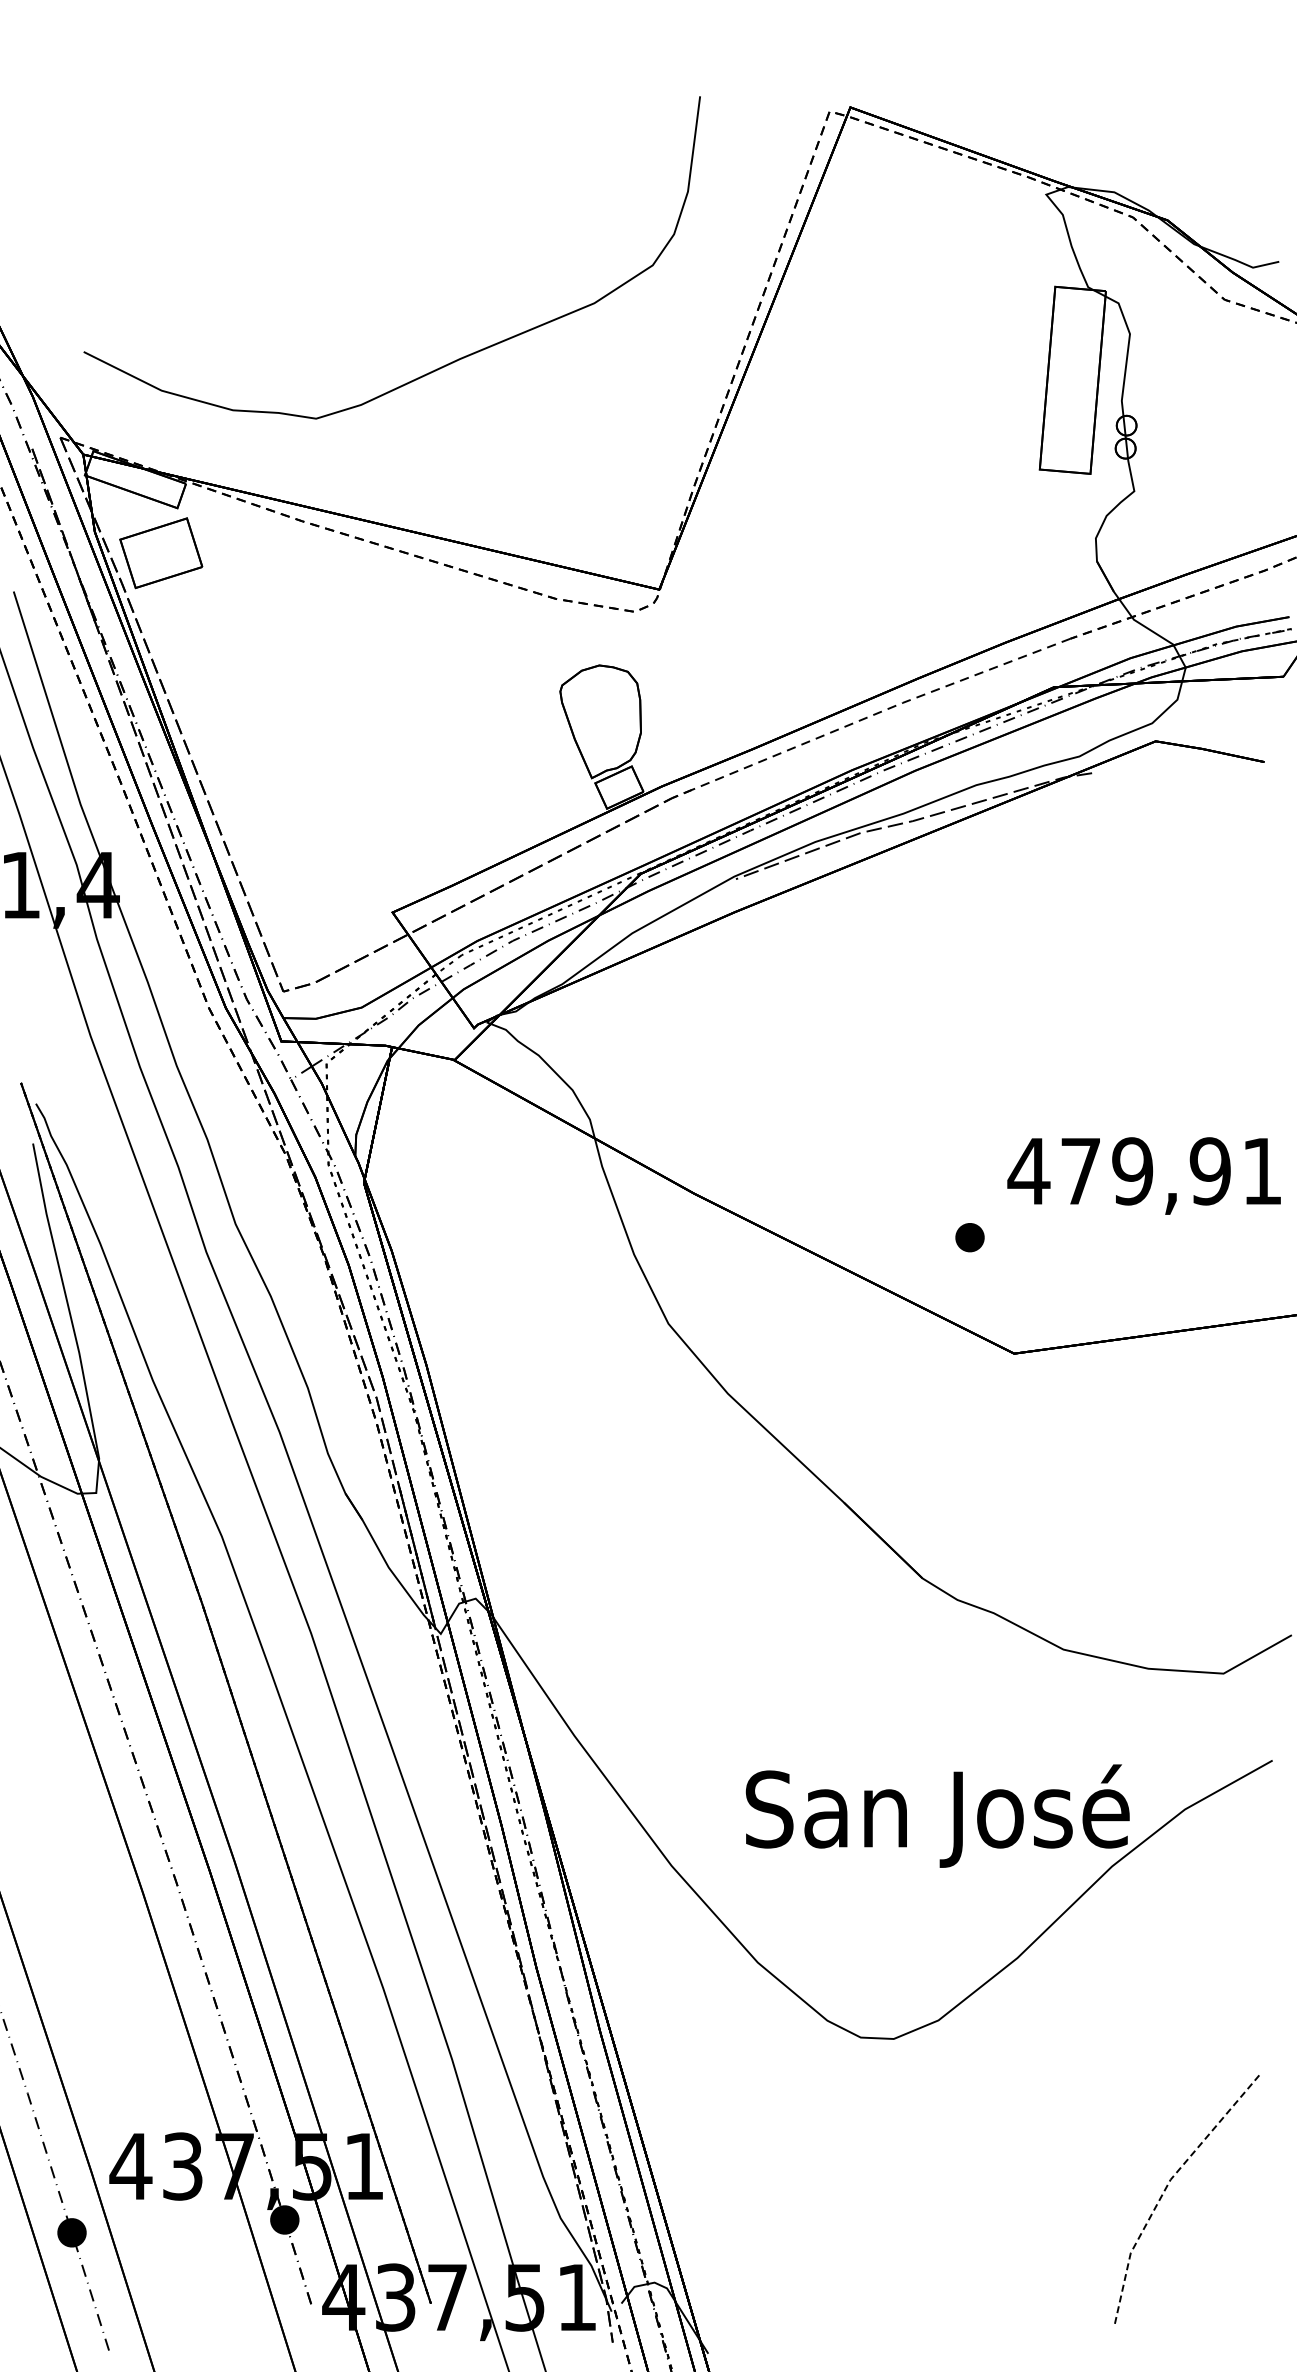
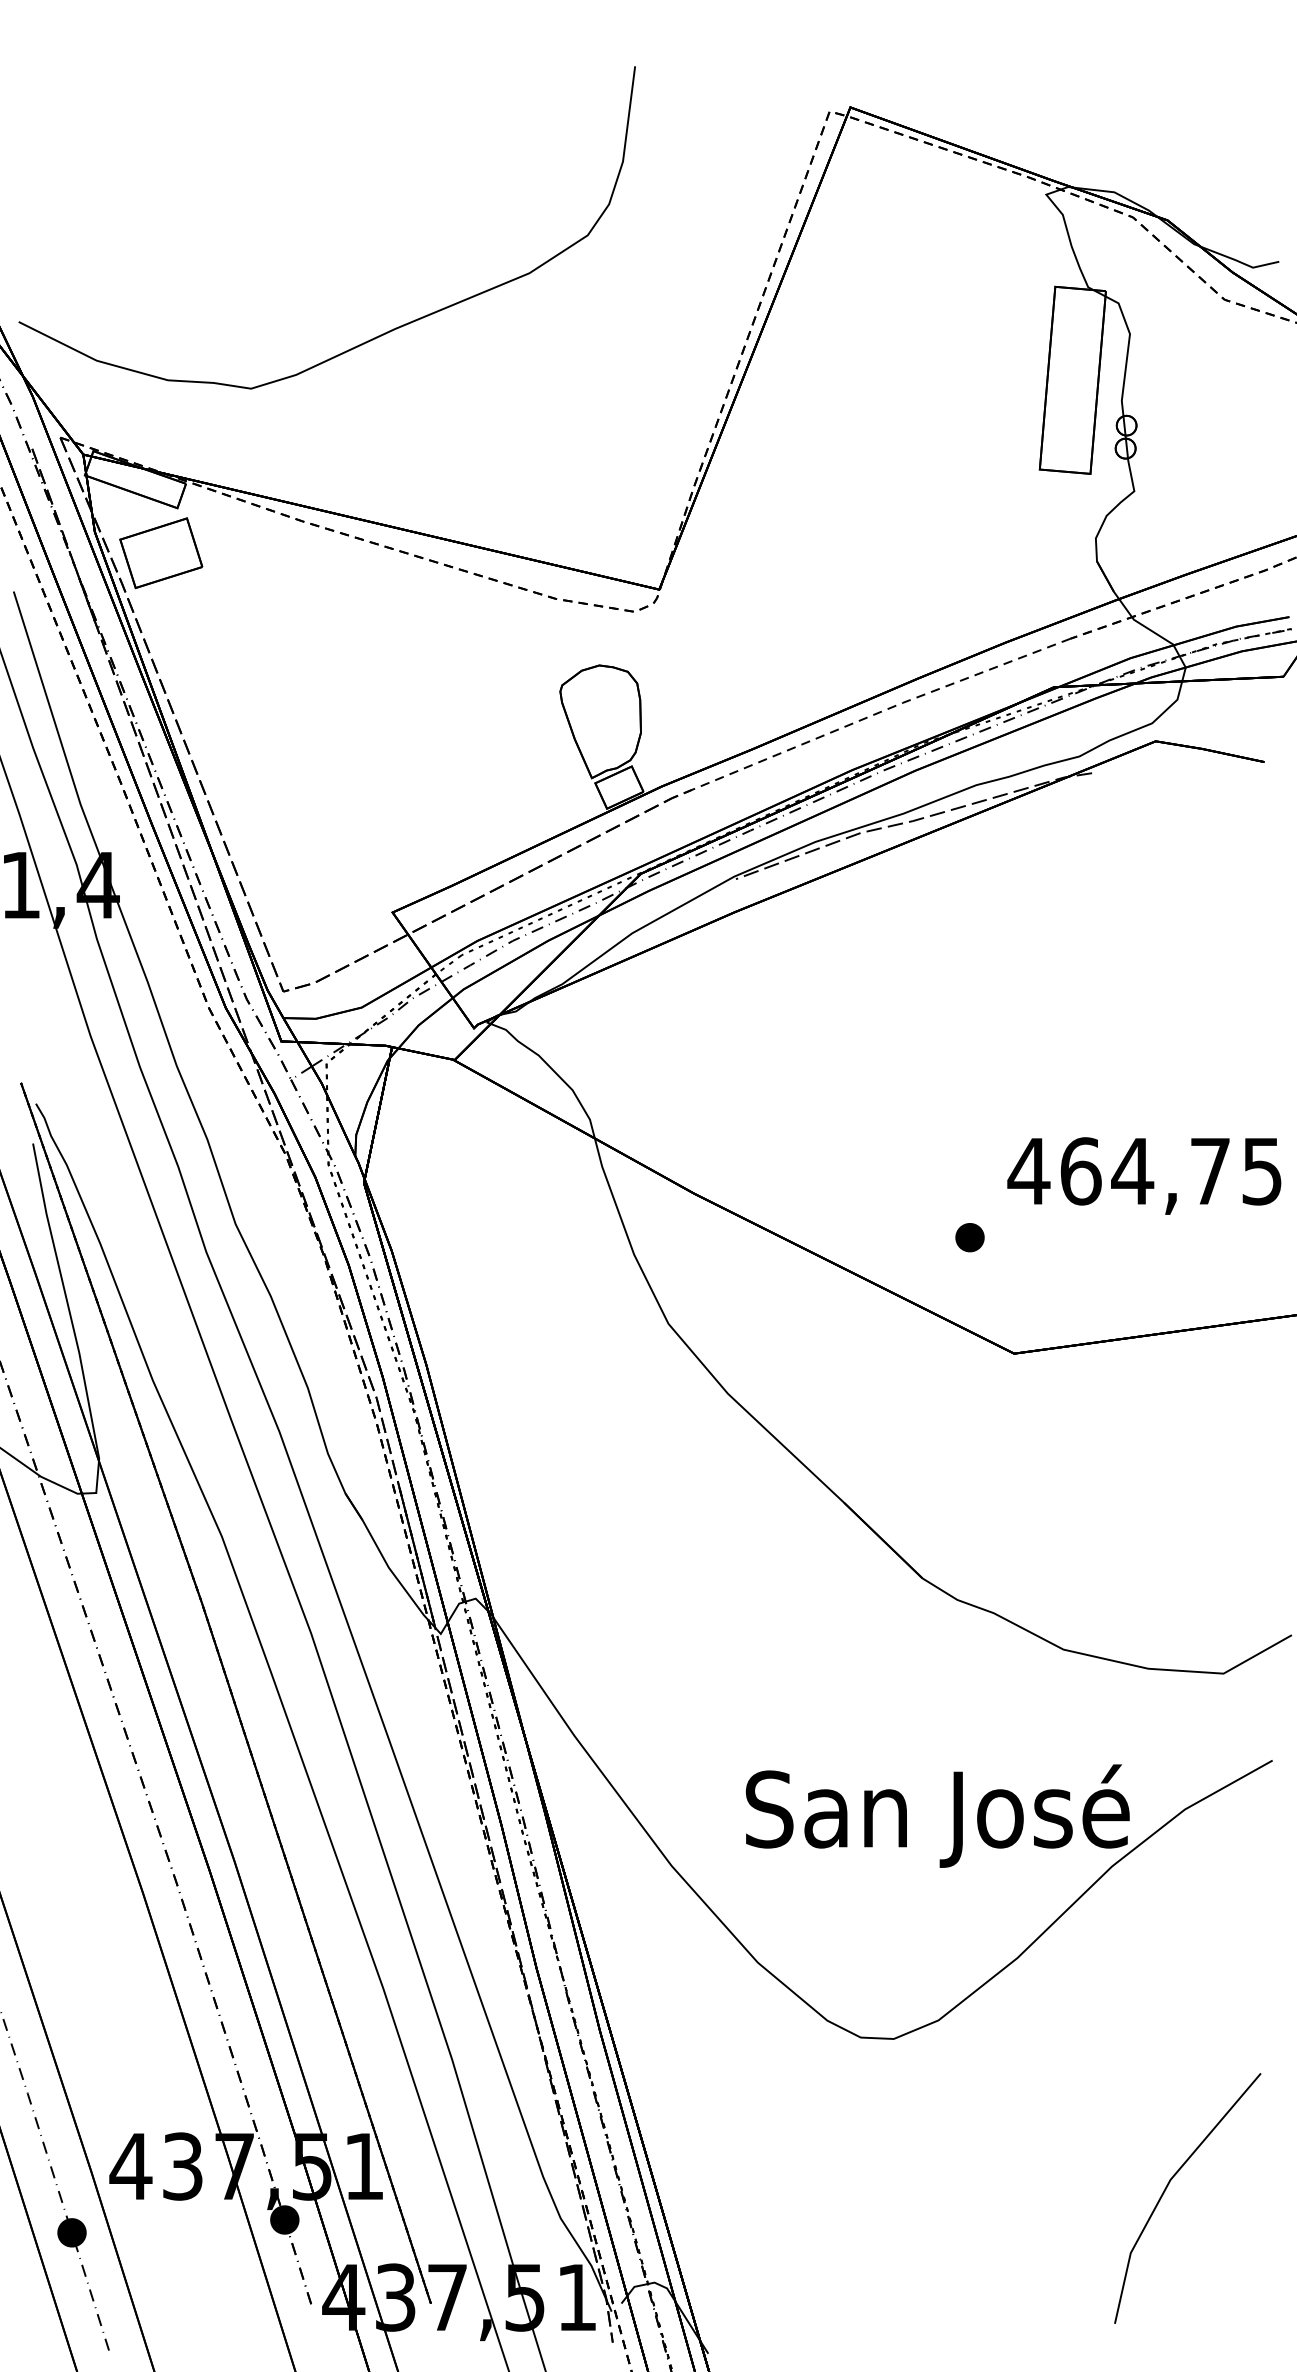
curve position: (445, 364) -> (380, 334) (380, 334)
text: 479,91 -> 464,75 (1170, 1171)
line: dashed -> solid (1166, 2186)
